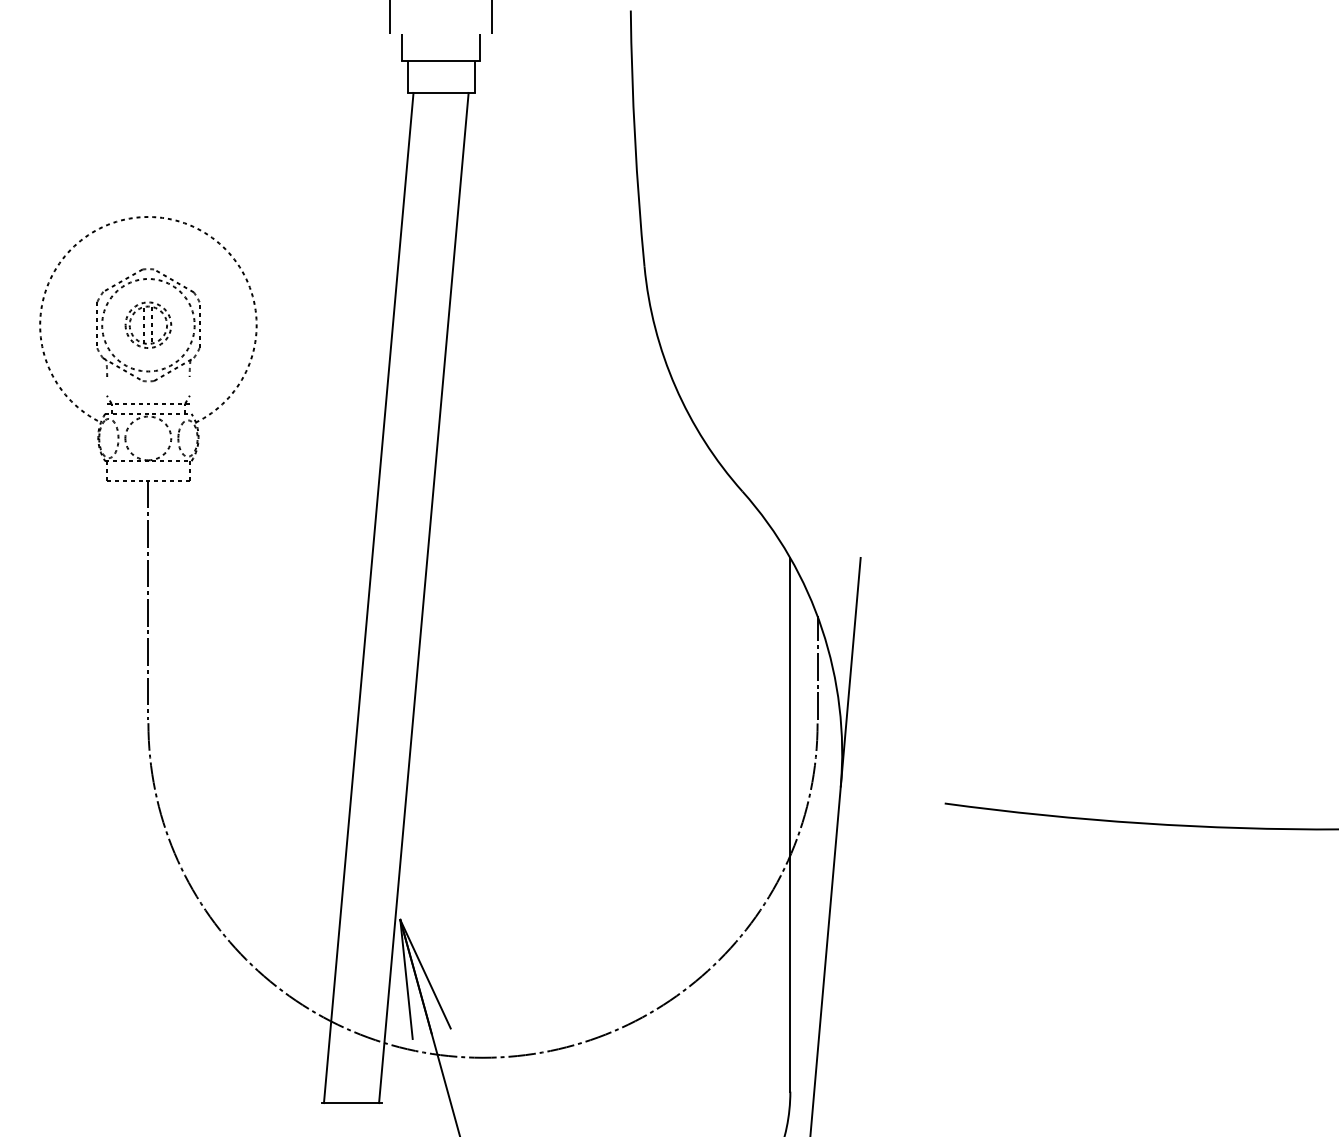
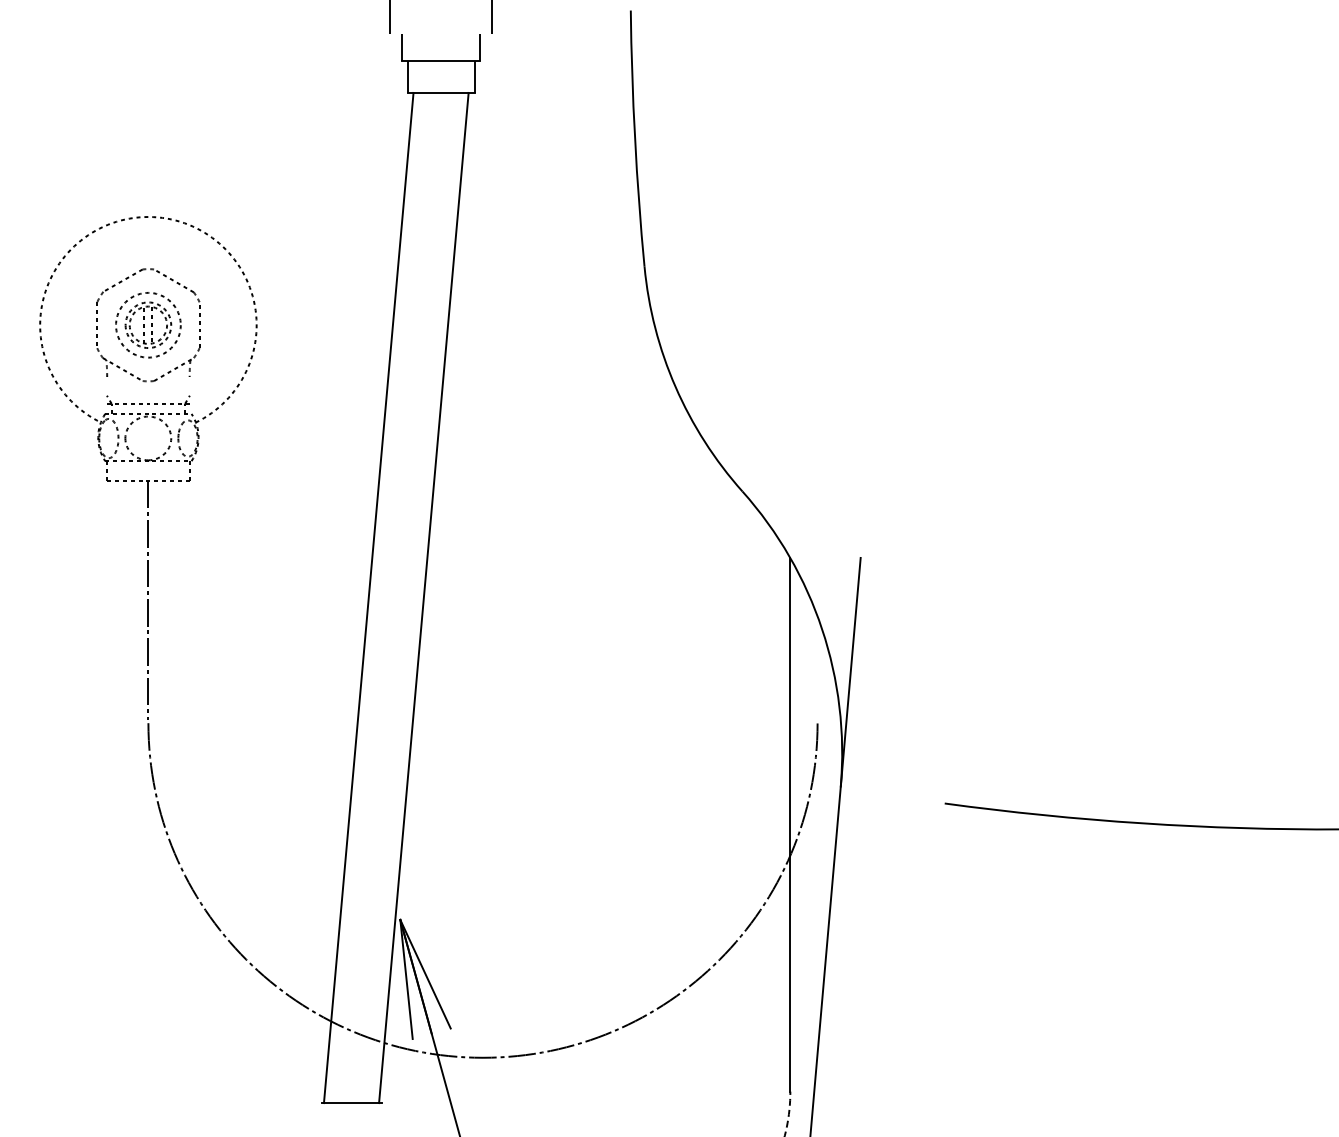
circle diameter: 93 px -> 65 px (148, 324)
line: present -> none (817, 668)
arc: solid -> dashed (788, 1113)
